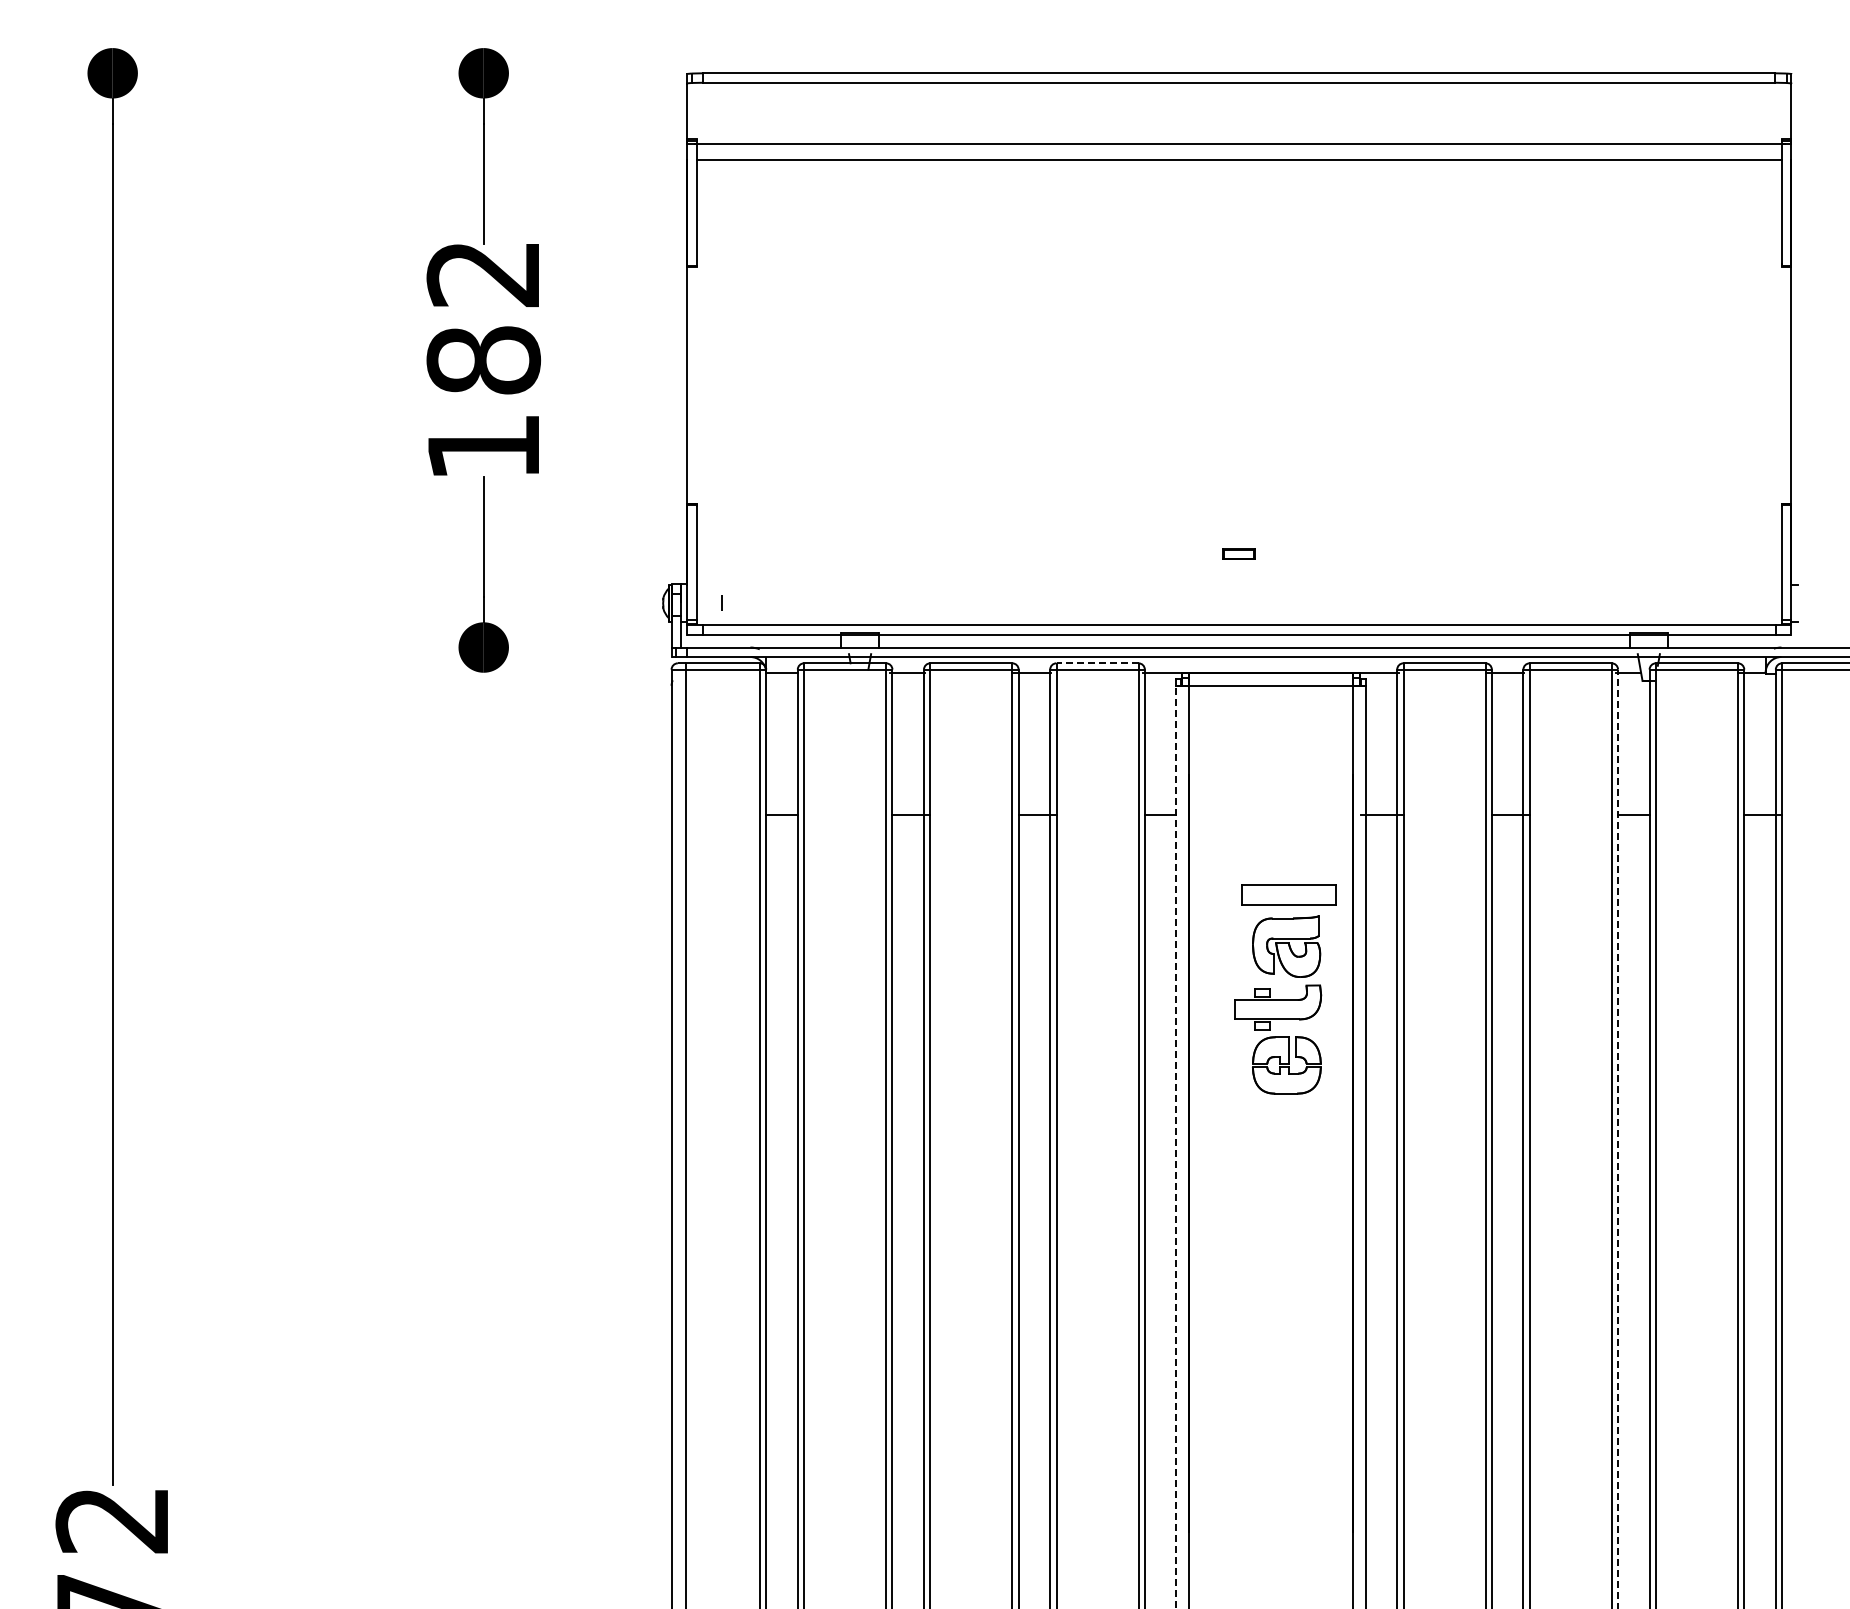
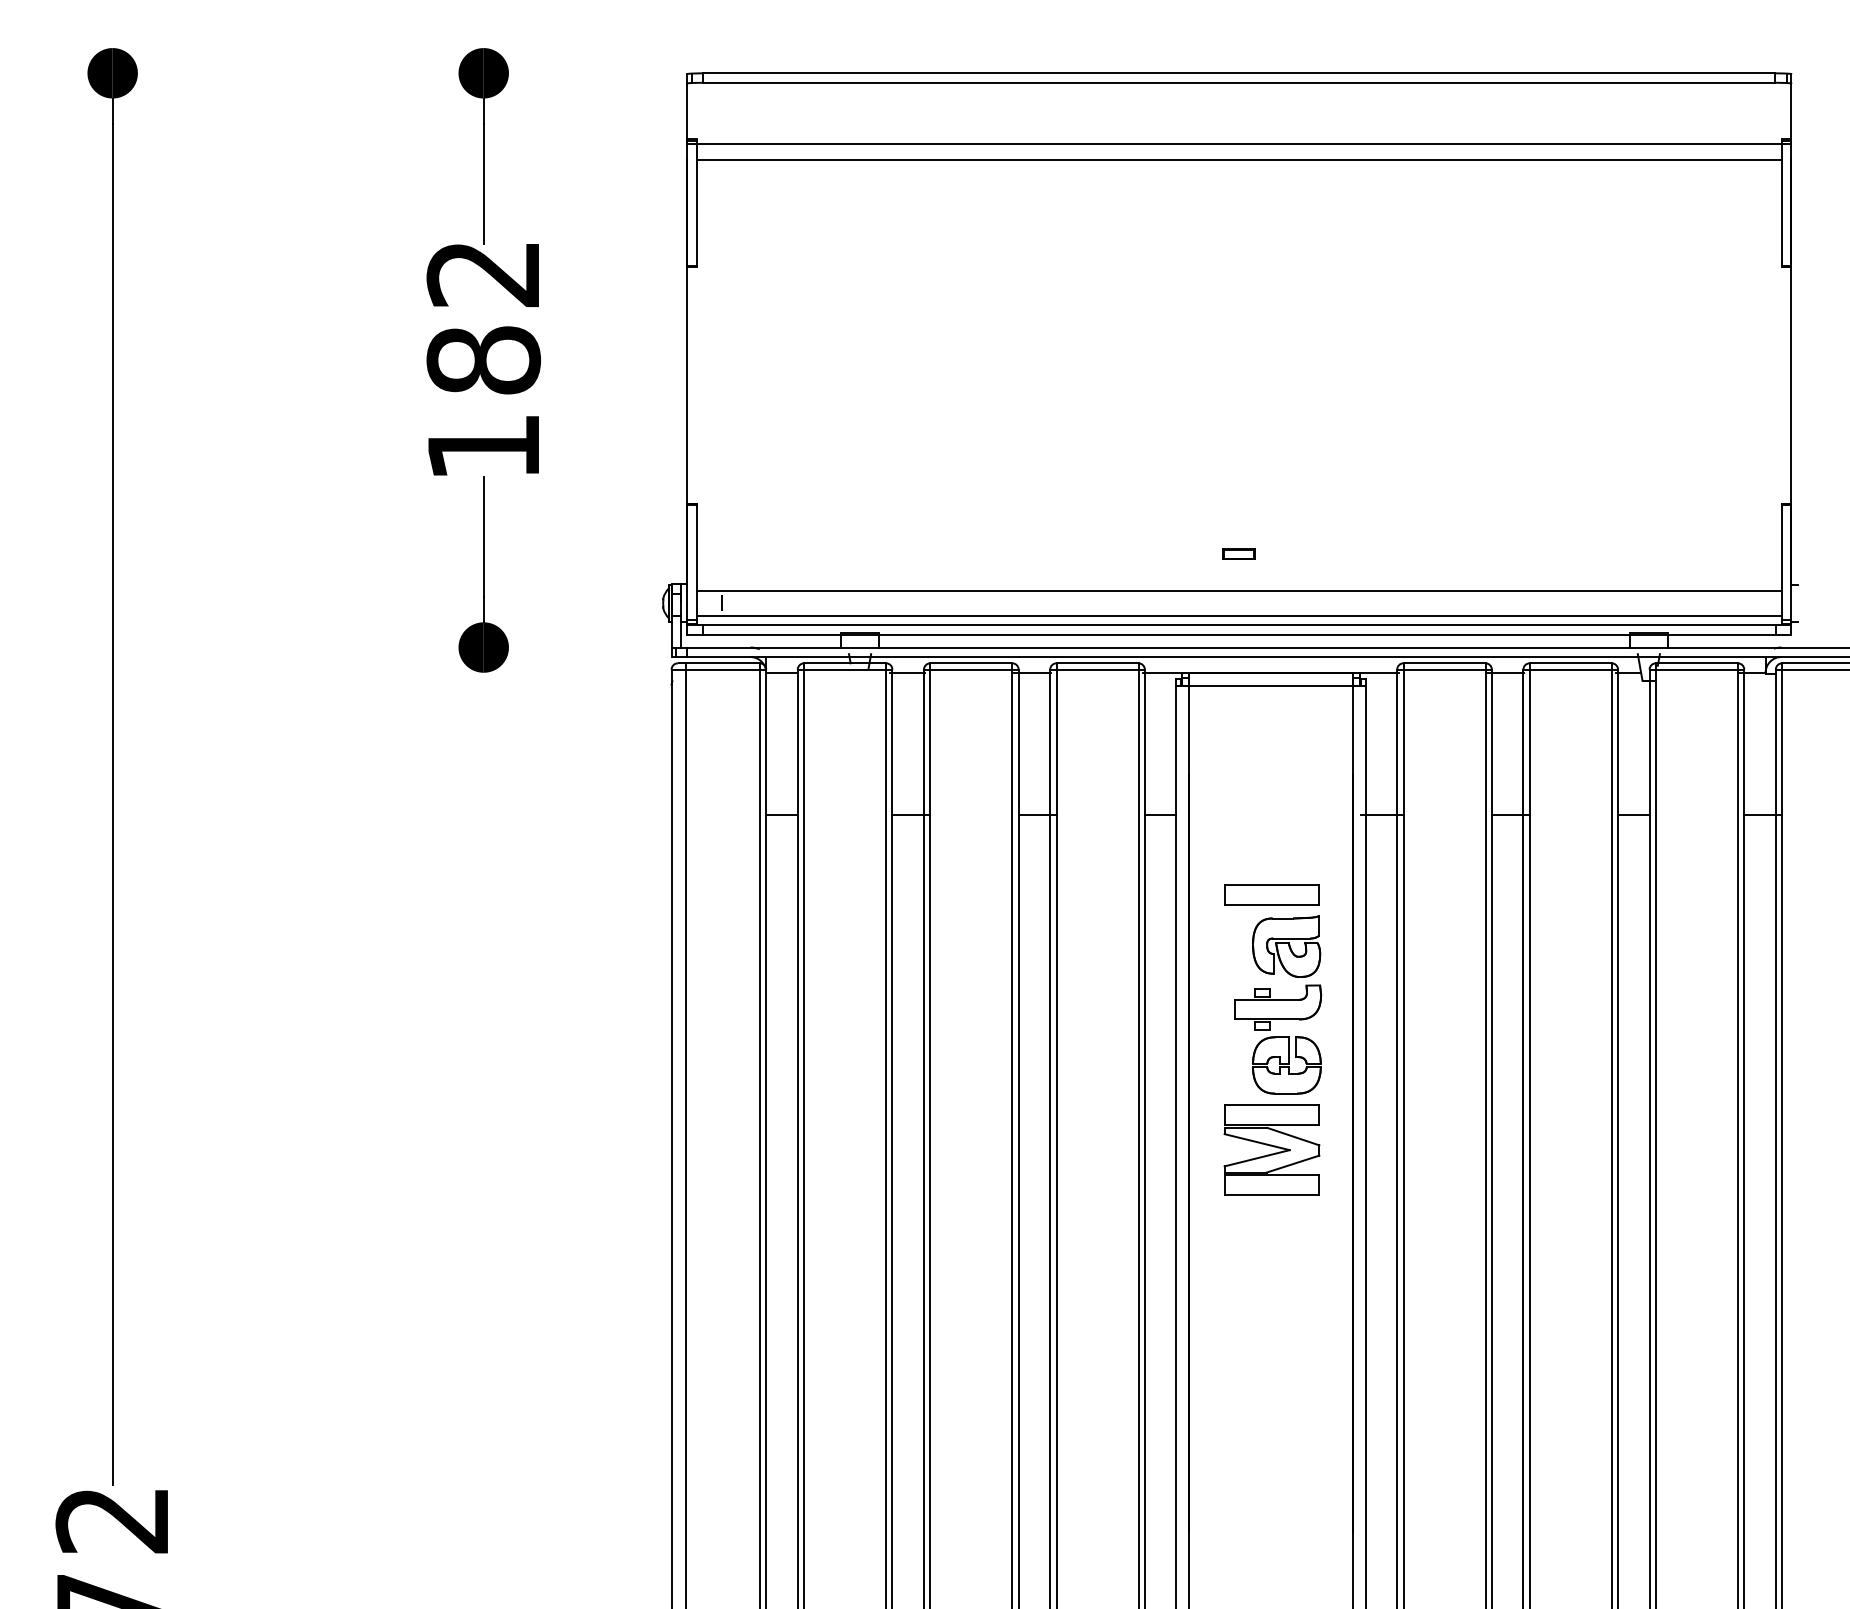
line: none -> present (1238, 590)
line: none -> present (1238, 615)
line: dashed -> solid (1097, 663)
part position: (1288, 894) -> (1271, 894) (1271, 894)
line: dashed -> solid (1618, 1138)
line: dashed -> solid (1176, 1146)
part: none -> present (1271, 1149)
